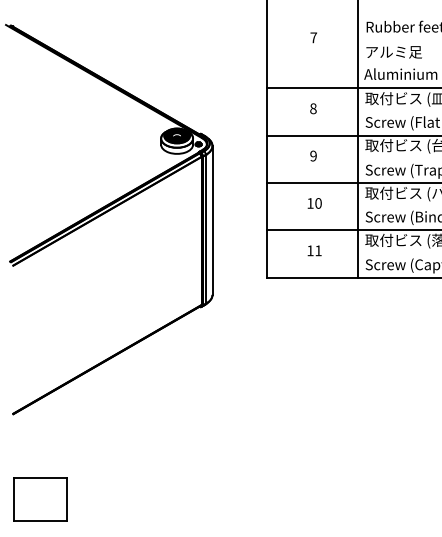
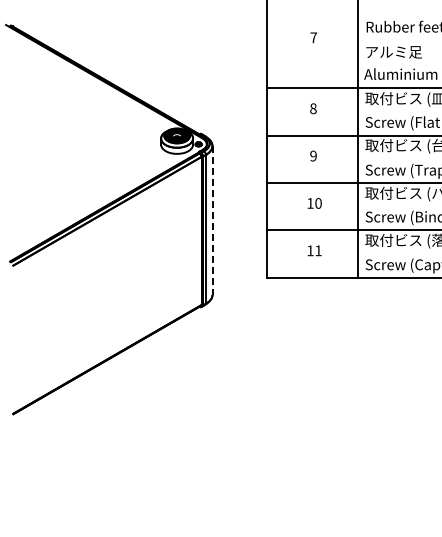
line: solid -> dashed (212, 220)
part: present -> none (40, 499)
